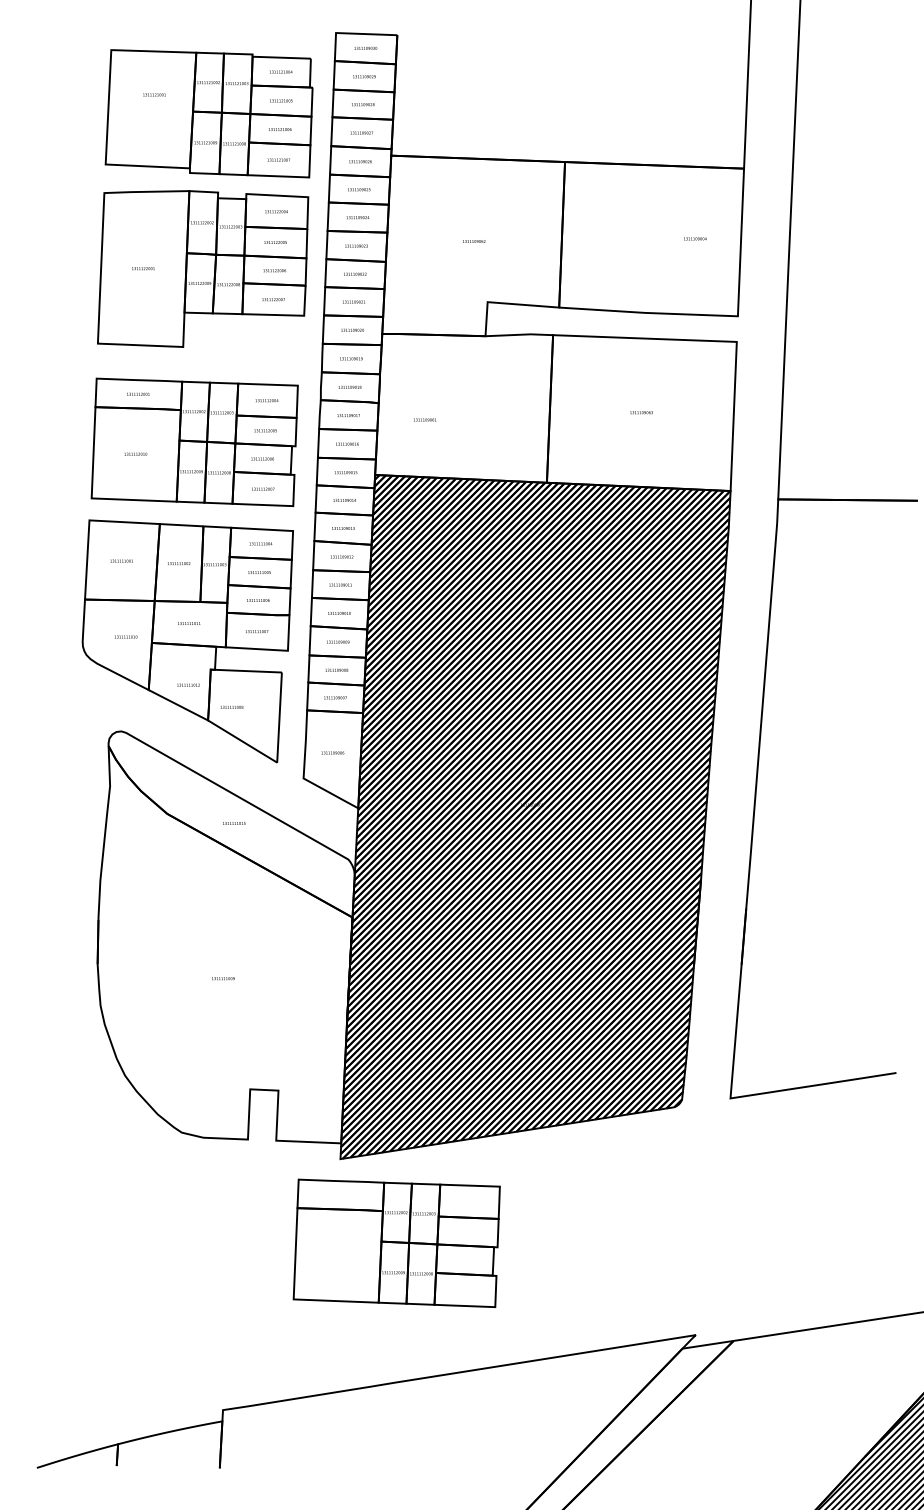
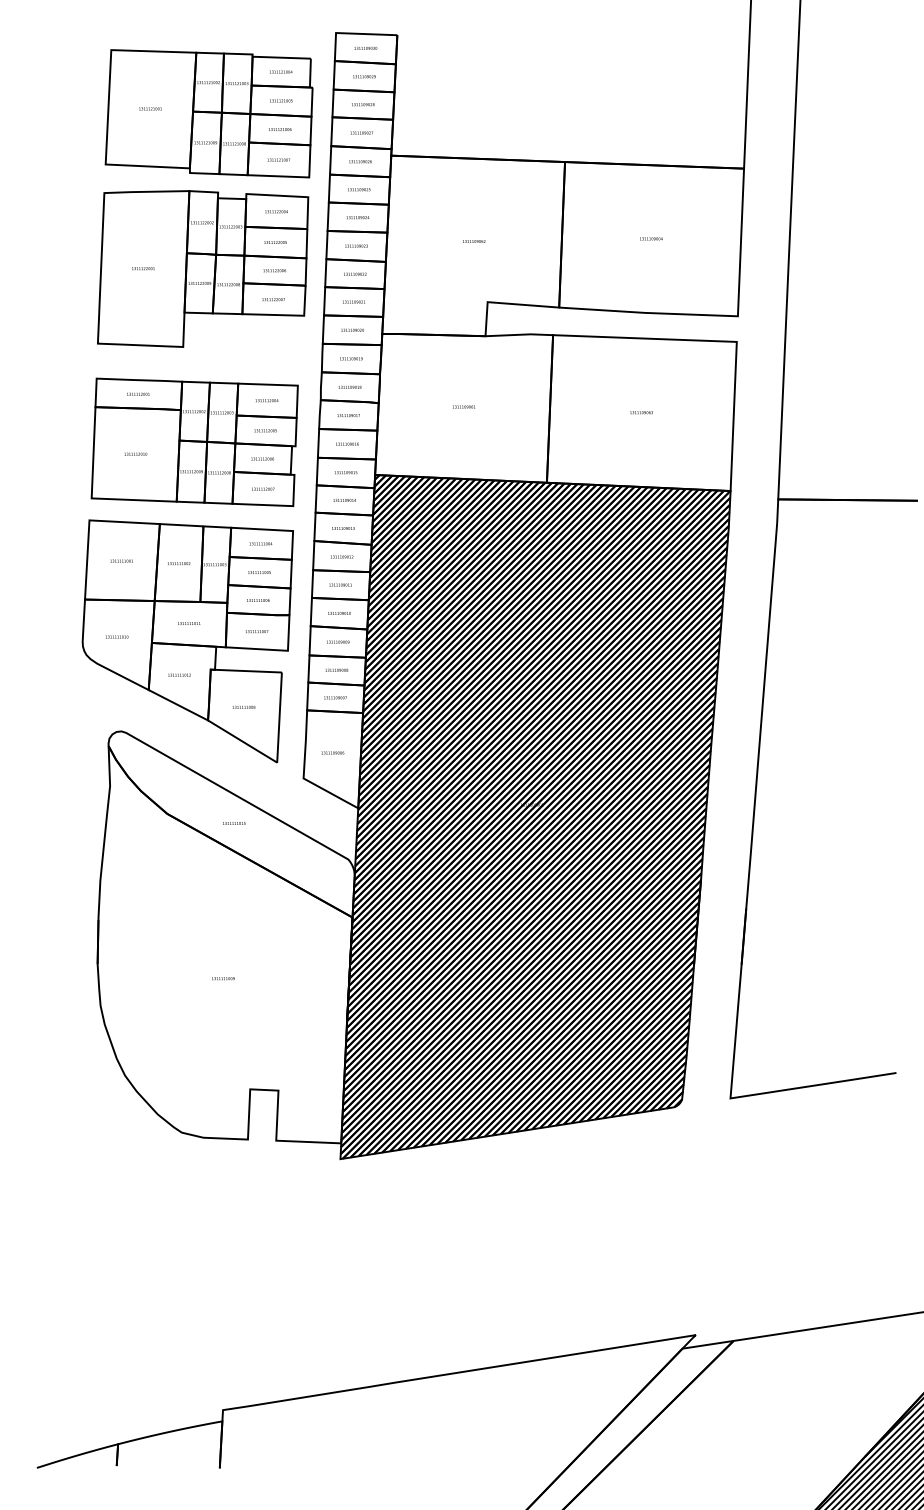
text position: (154, 94) -> (150, 108) (150, 108)
text position: (695, 238) -> (651, 238) (651, 238)
text position: (425, 419) -> (464, 406) (464, 406)
text position: (126, 636) -> (117, 636) (117, 636)
text position: (188, 684) -> (179, 674) (179, 674)
text position: (231, 706) -> (243, 706) (243, 706)
part: present -> none (396, 1242)
